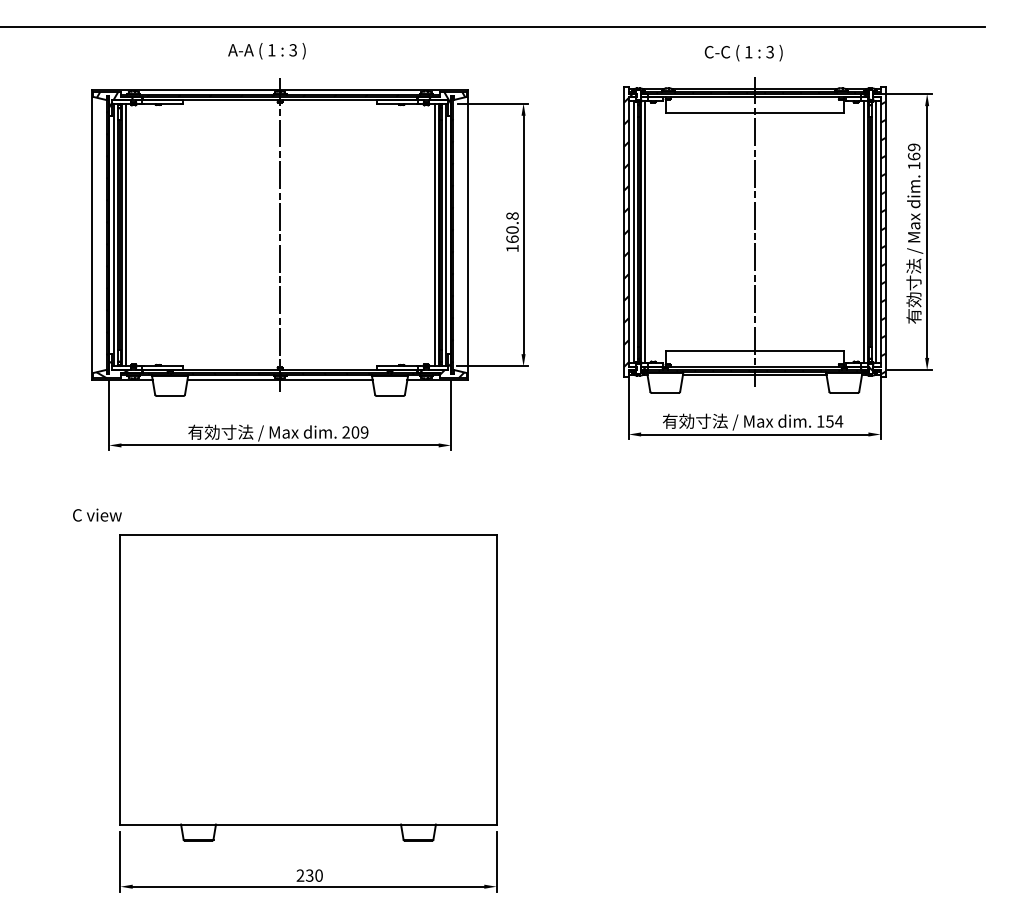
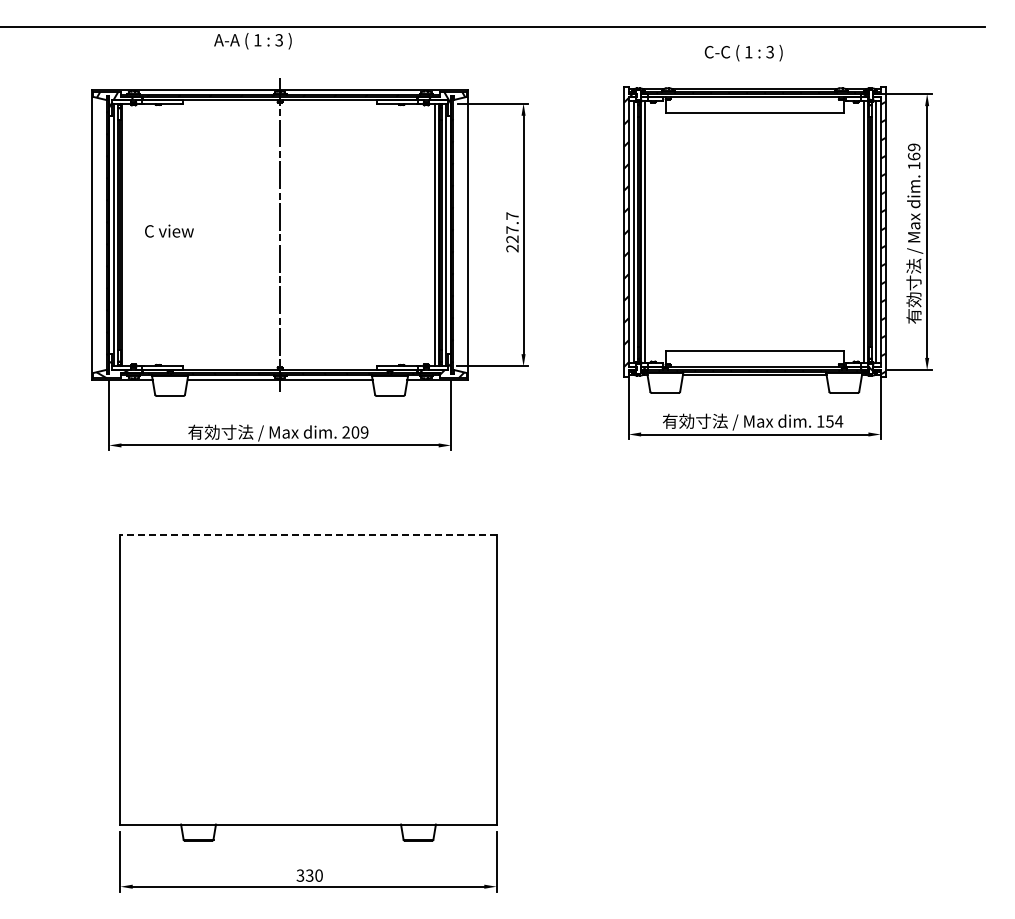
text position: (266, 51) -> (252, 41) (252, 41)
line: present -> none (754, 231)
text: 160.8 -> 227.7 (512, 232)
line: present -> none (125, 234)
text position: (97, 514) -> (169, 230) (169, 230)
line: solid -> dashed (308, 535)
text: 230 -> 330 (300, 875)
